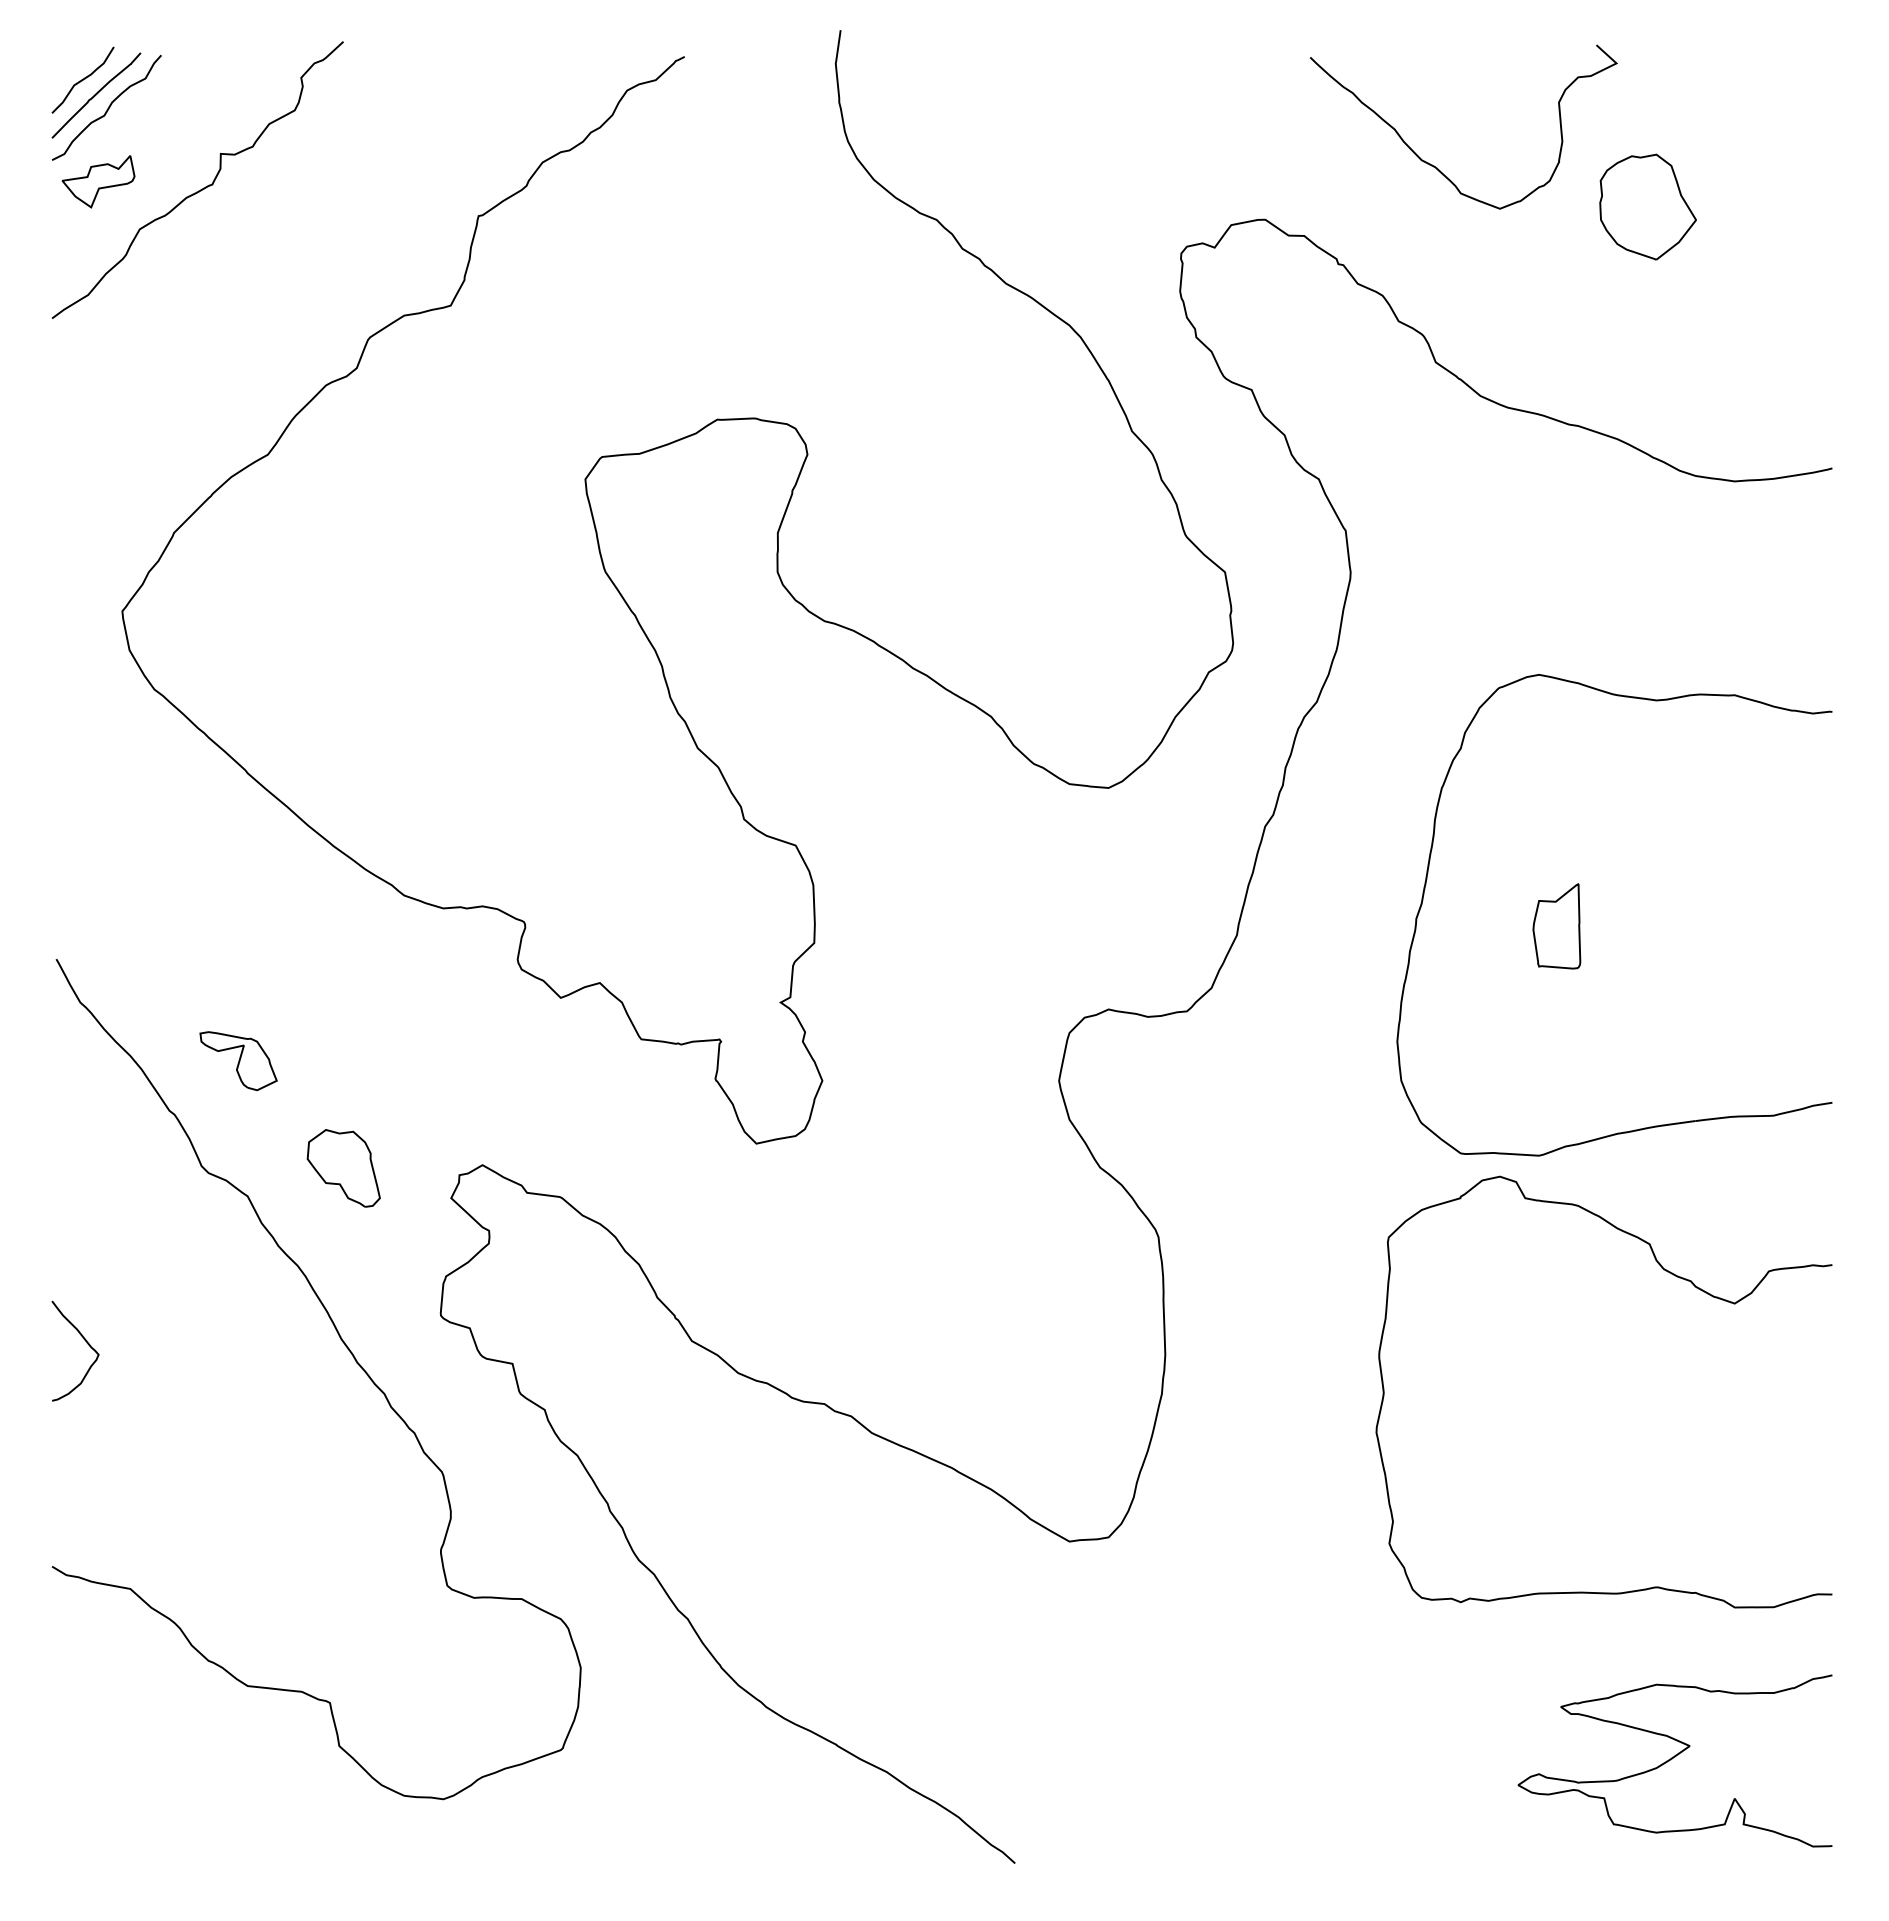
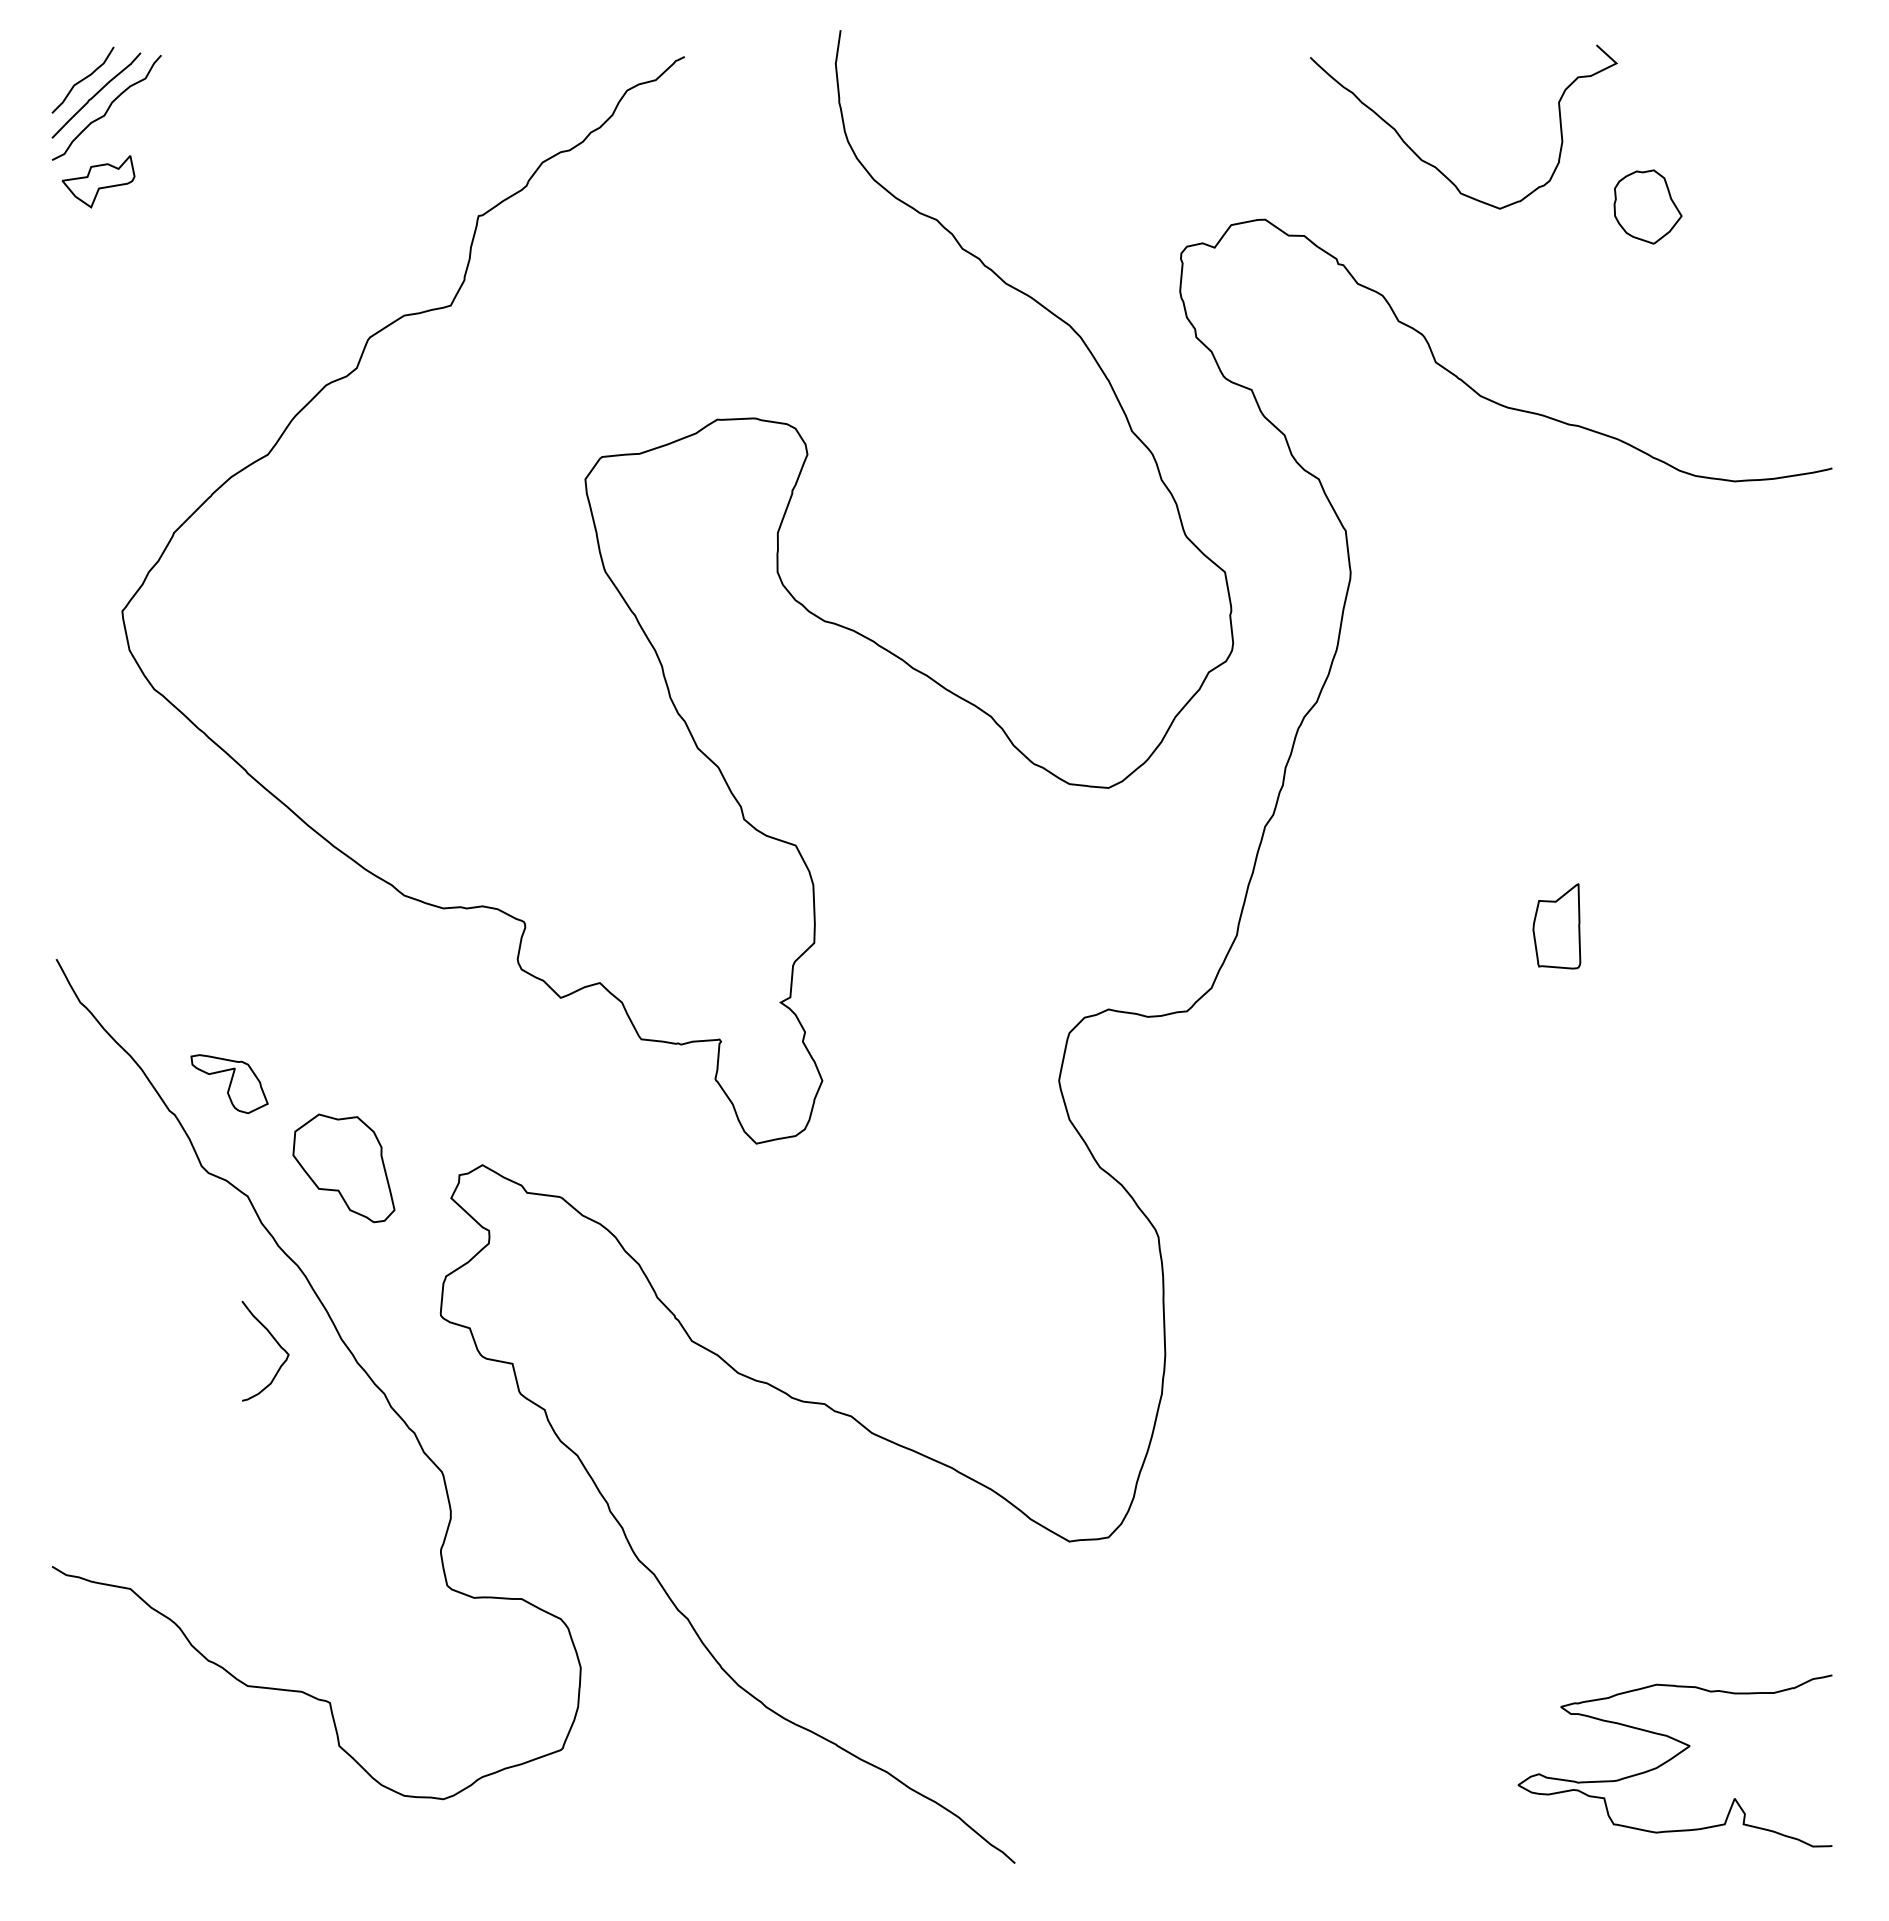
curve: present -> none (203, 187)
part size: 98x108 px -> 70x76 px (1647, 206)
part: present -> none (1427, 879)
part position: (238, 1061) -> (229, 1084) (229, 1084)
part size: 75x79 px -> 104x111 px (343, 1168)
curve: present -> none (1665, 1271)
curve position: (87, 1344) -> (277, 1344) (277, 1344)
